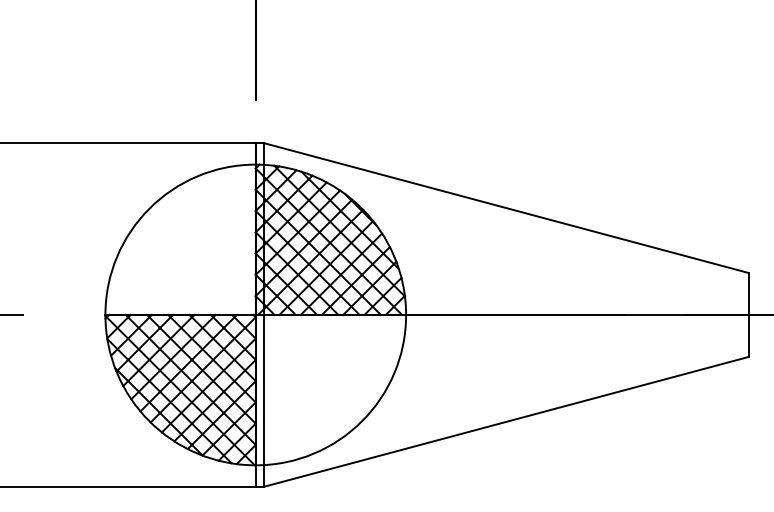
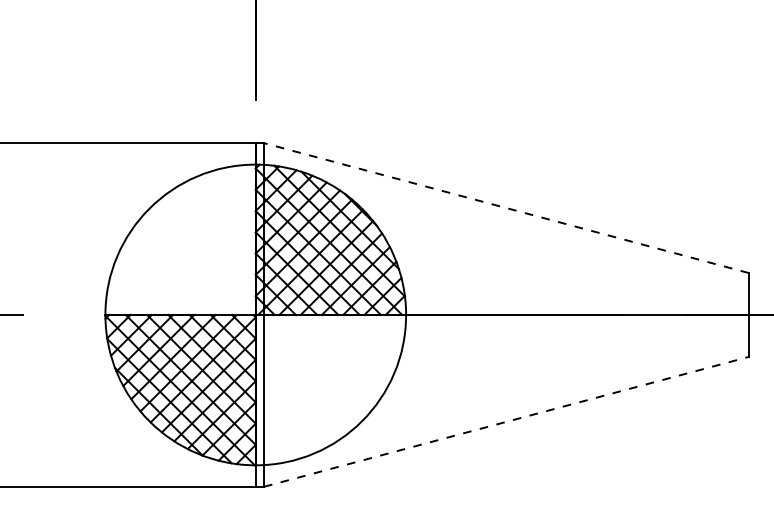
line: solid -> dashed (506, 208)
line: solid -> dashed (506, 421)
